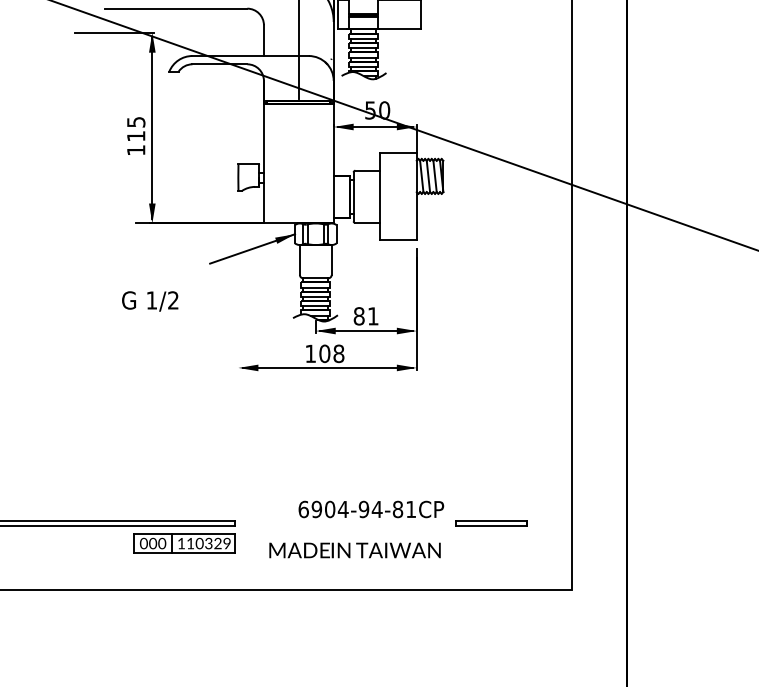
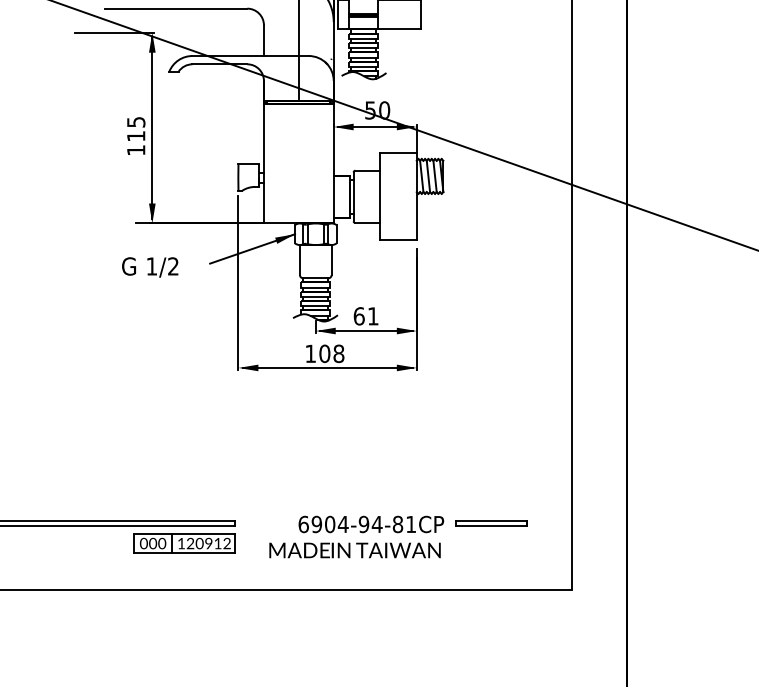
line: none -> present (238, 283)
text position: (150, 301) -> (150, 267) (150, 267)
text: 81 -> 61 (358, 316)
text position: (371, 509) -> (371, 524) (371, 524)
text: 110329 -> 120912 (208, 543)
